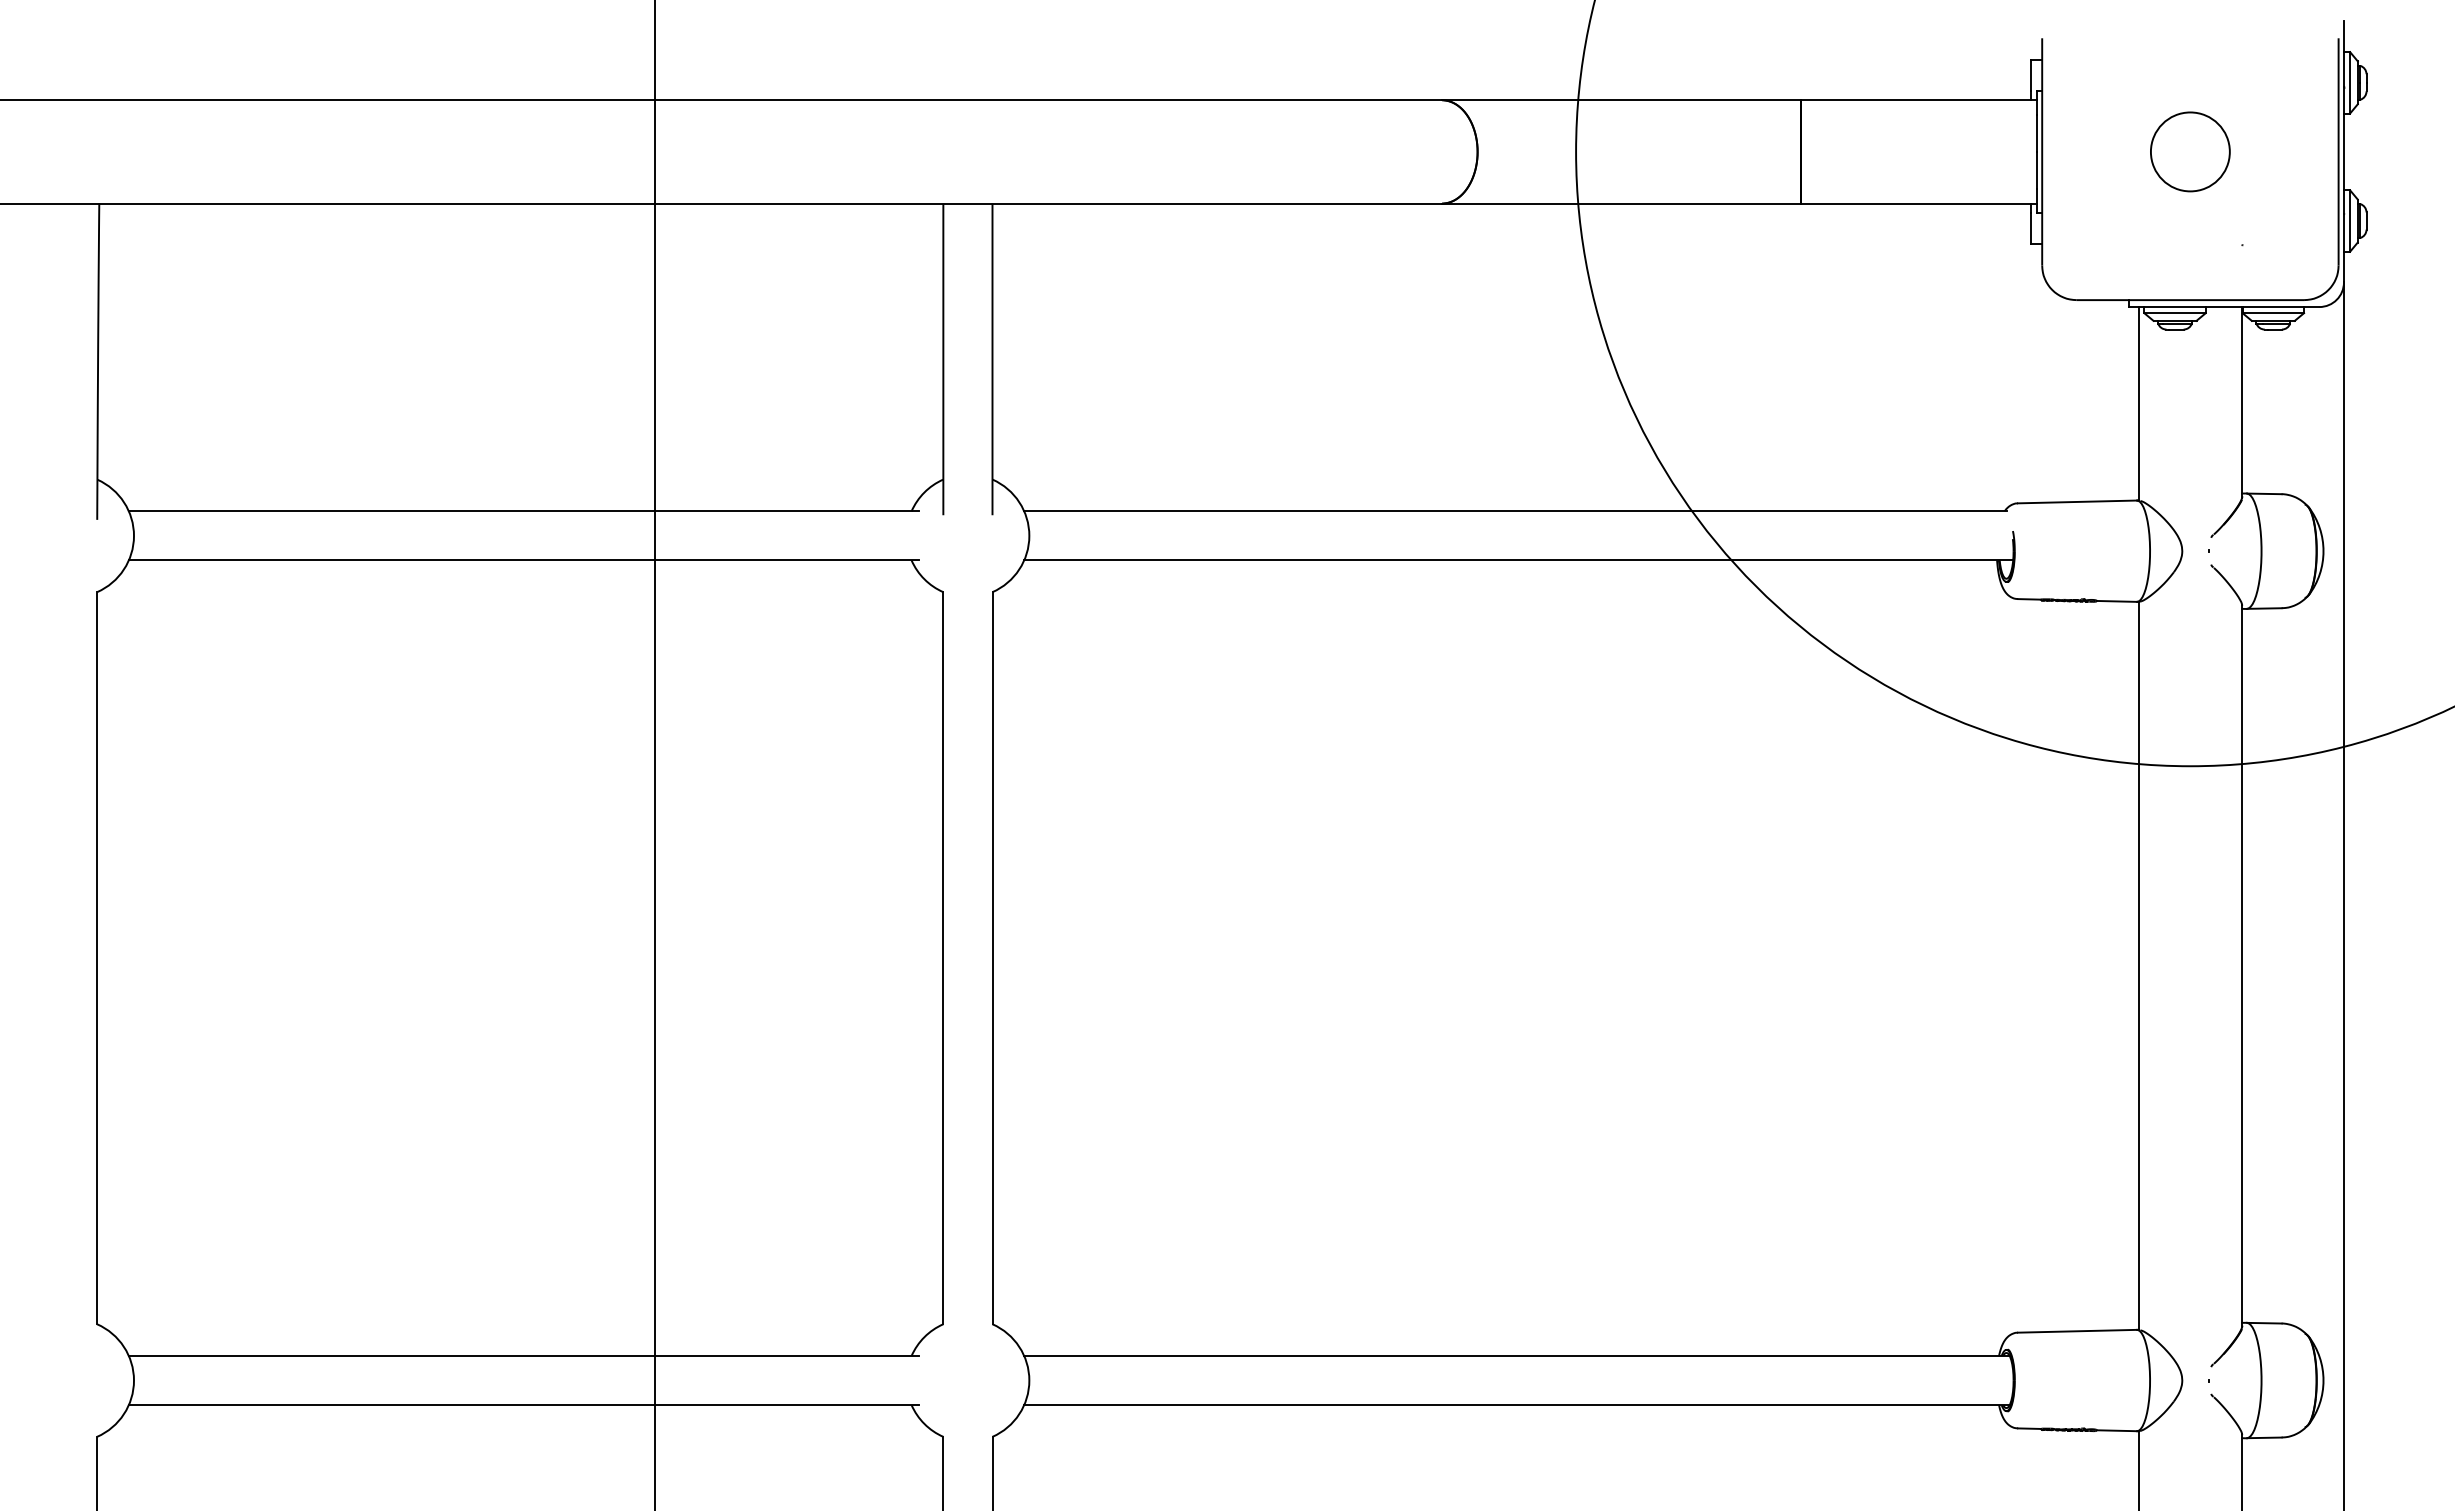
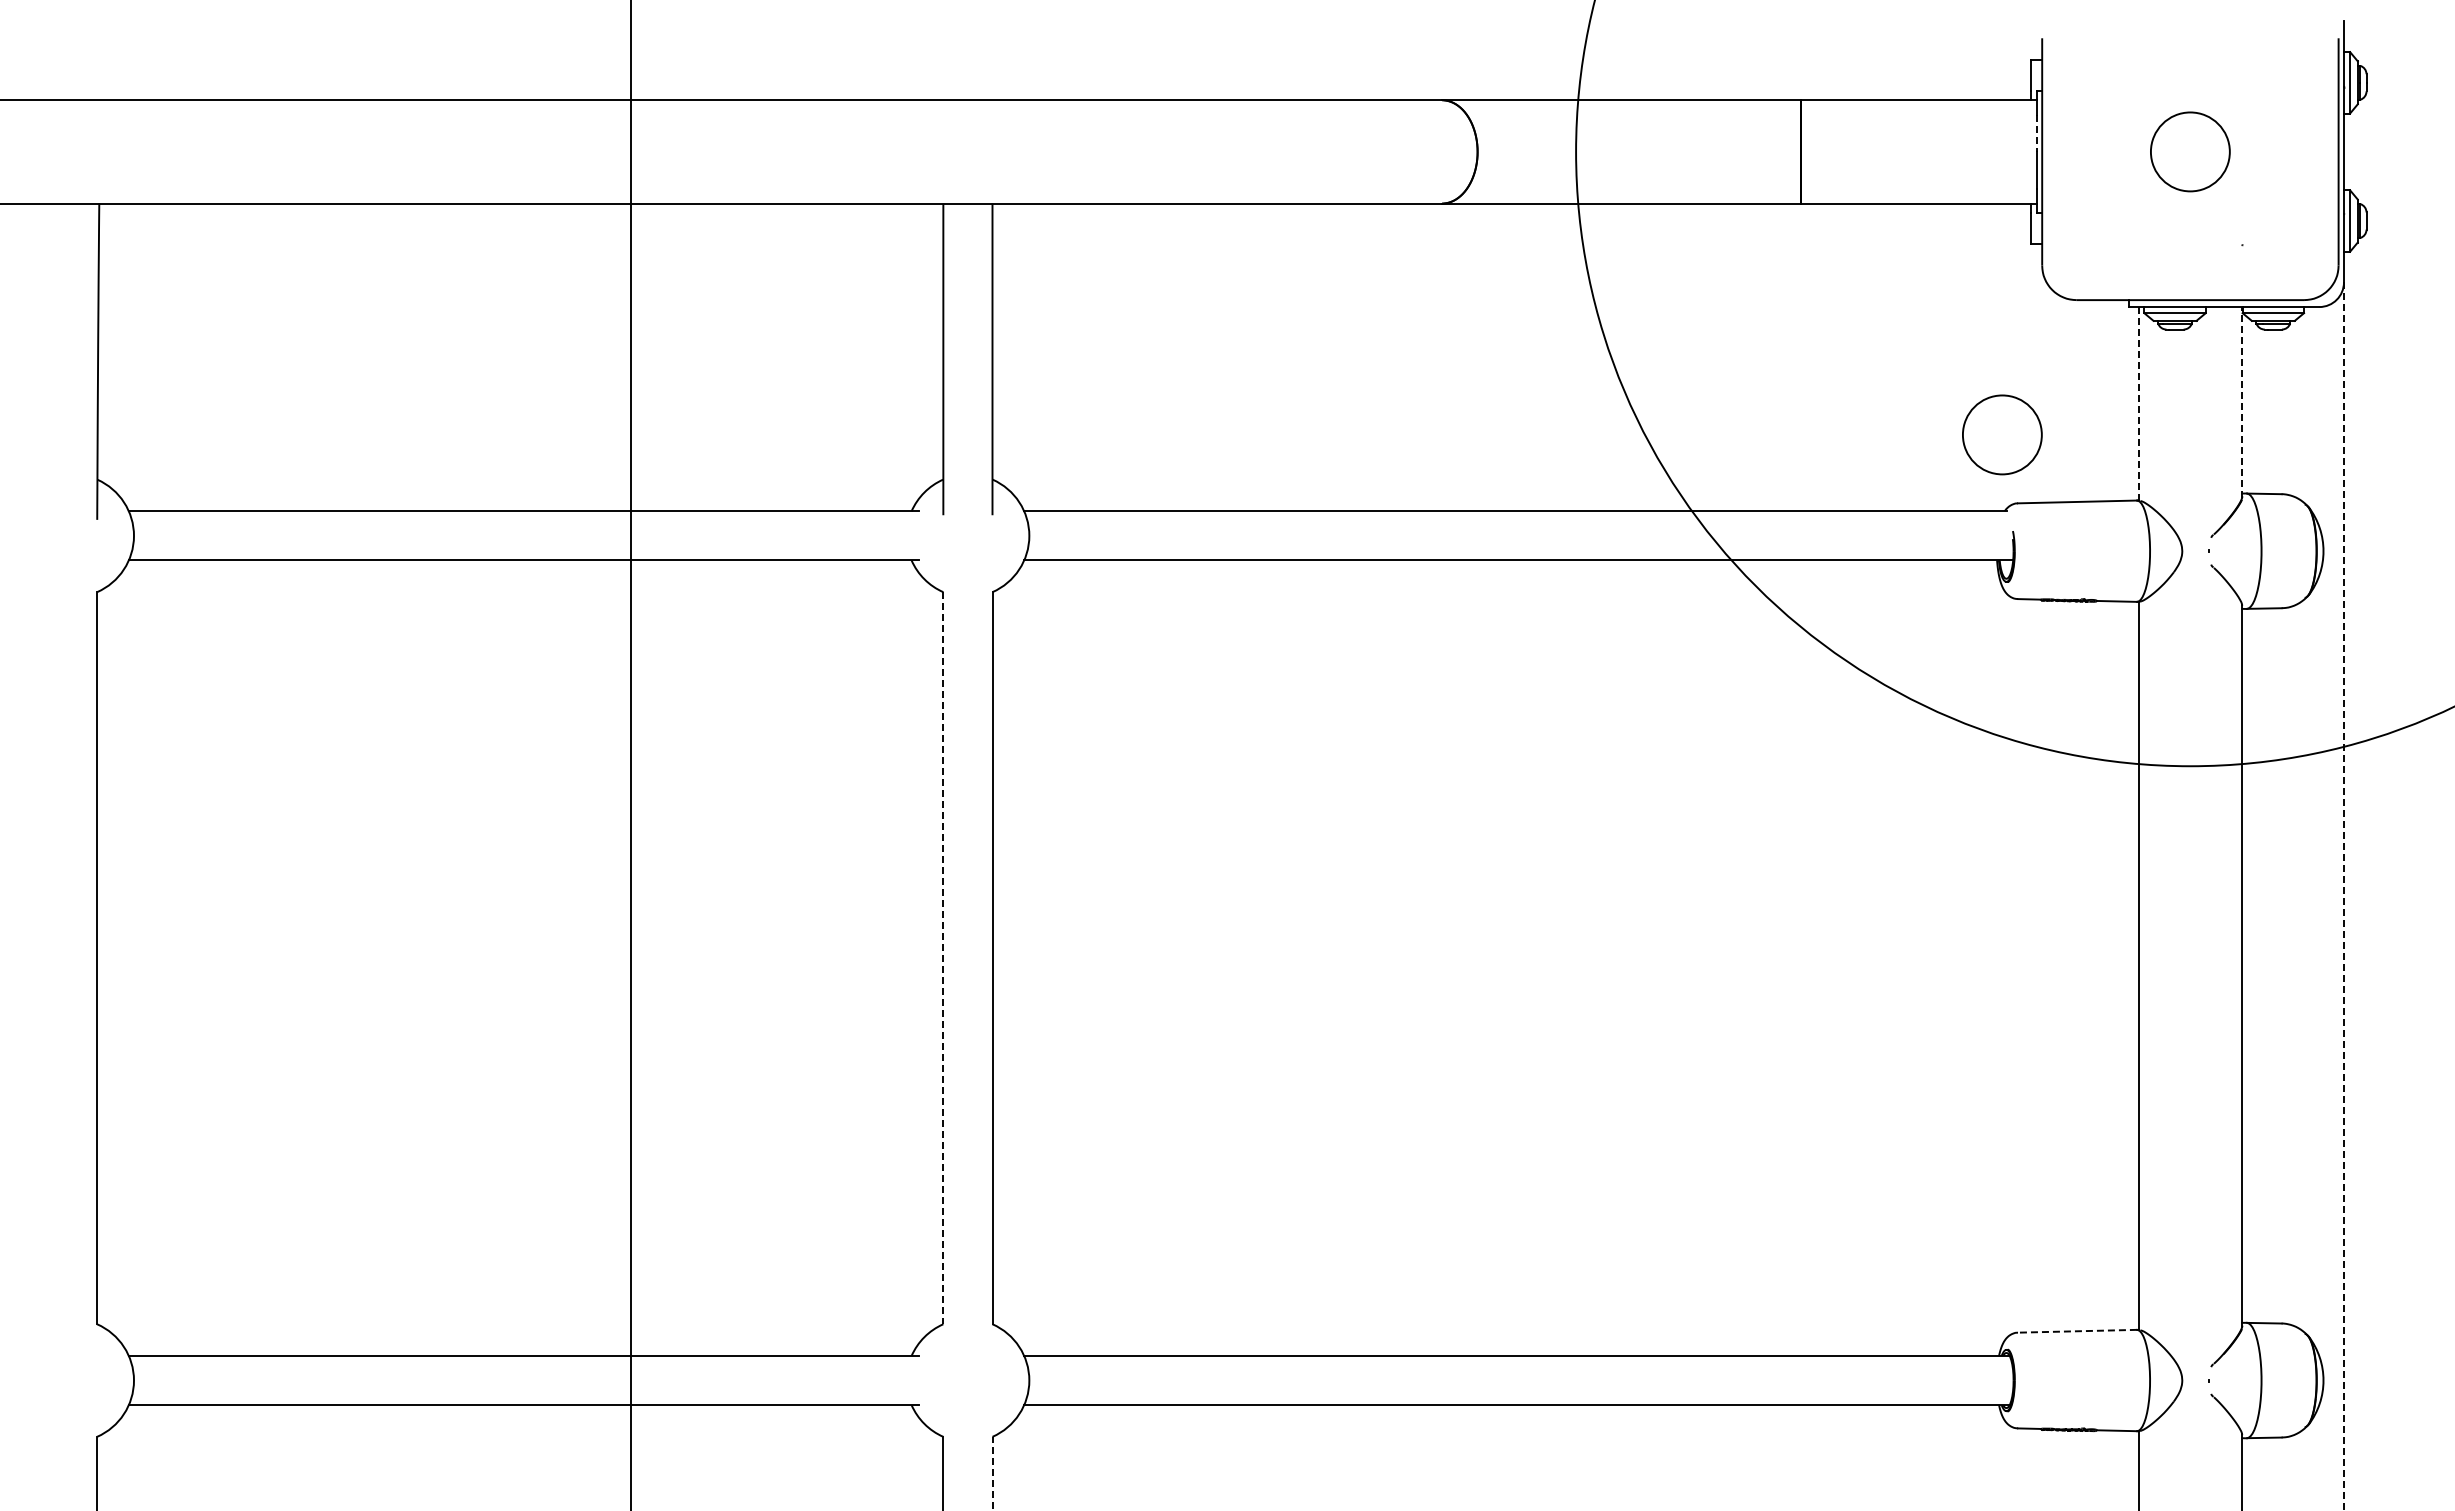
line: solid -> dashed (2036, 133)
line: solid -> dashed (2242, 401)
line: solid -> dashed (2138, 403)
circle: none -> present (2002, 434)
line position: (654, 754) -> (630, 754) (630, 754)
line: solid -> dashed (2343, 896)
line: solid -> dashed (943, 958)
line: solid -> dashed (2076, 1331)
line: solid -> dashed (992, 1473)
